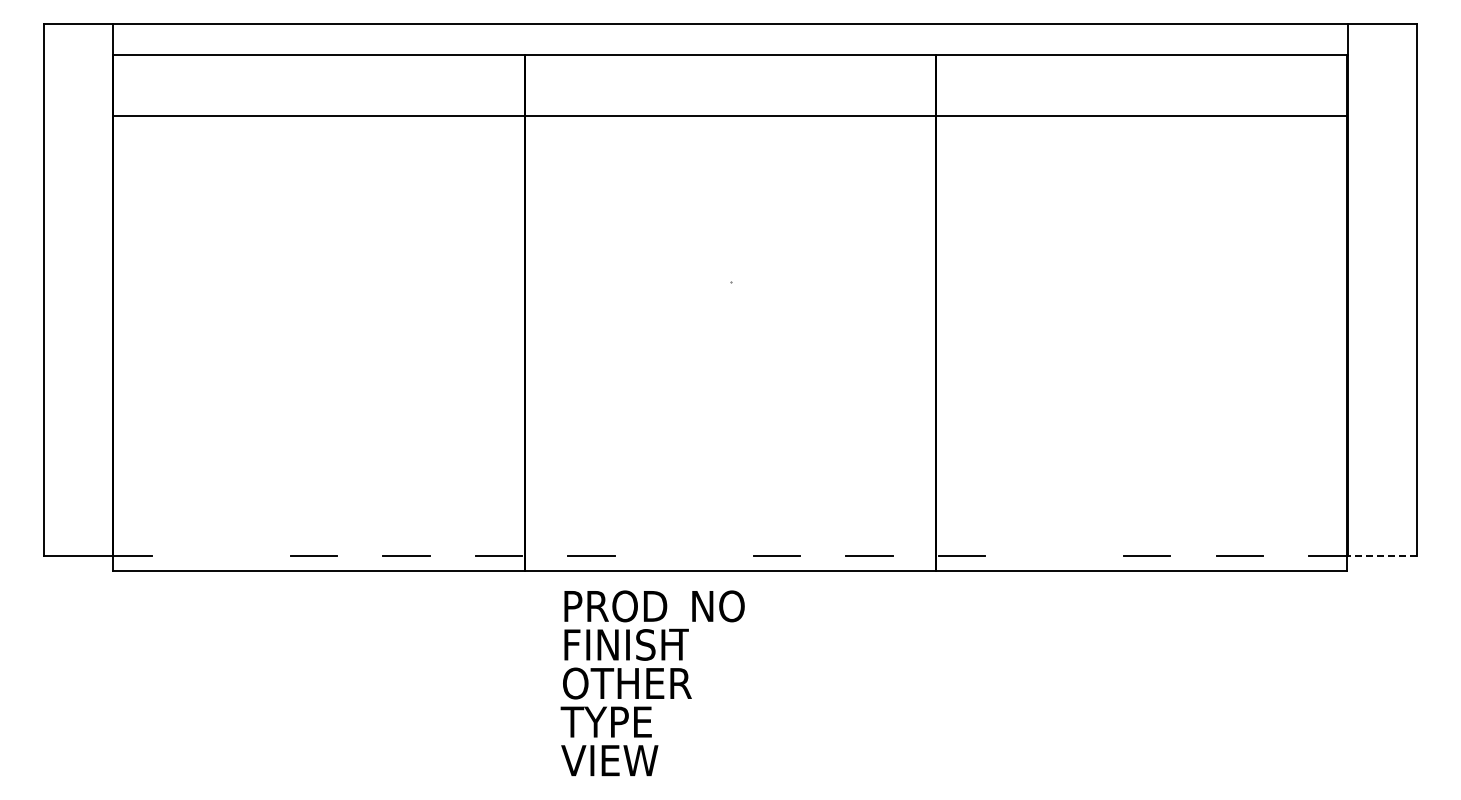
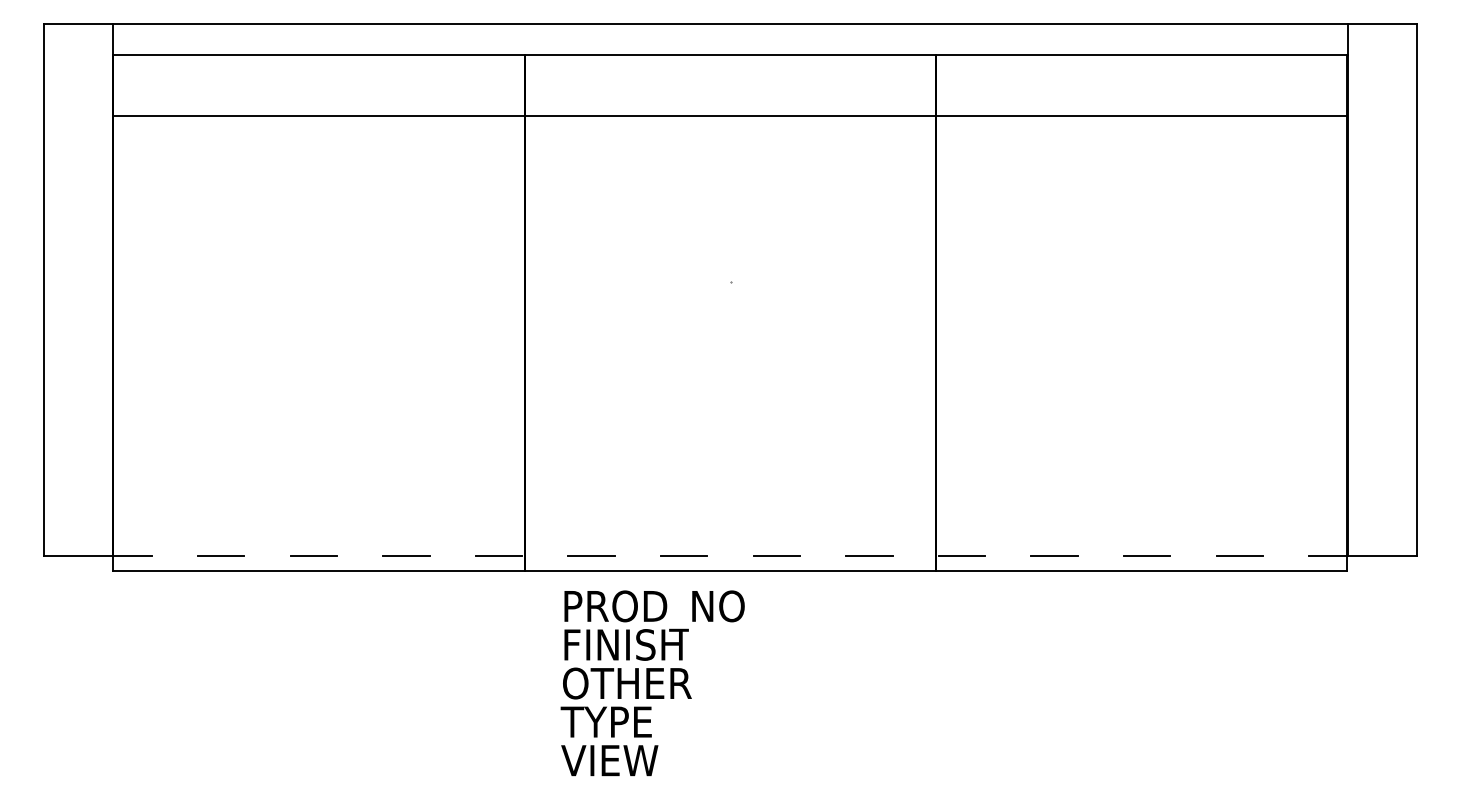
line: none -> present (683, 555)
line: none -> present (221, 556)
line: none -> present (1054, 556)
line: dashed -> solid (1382, 556)
